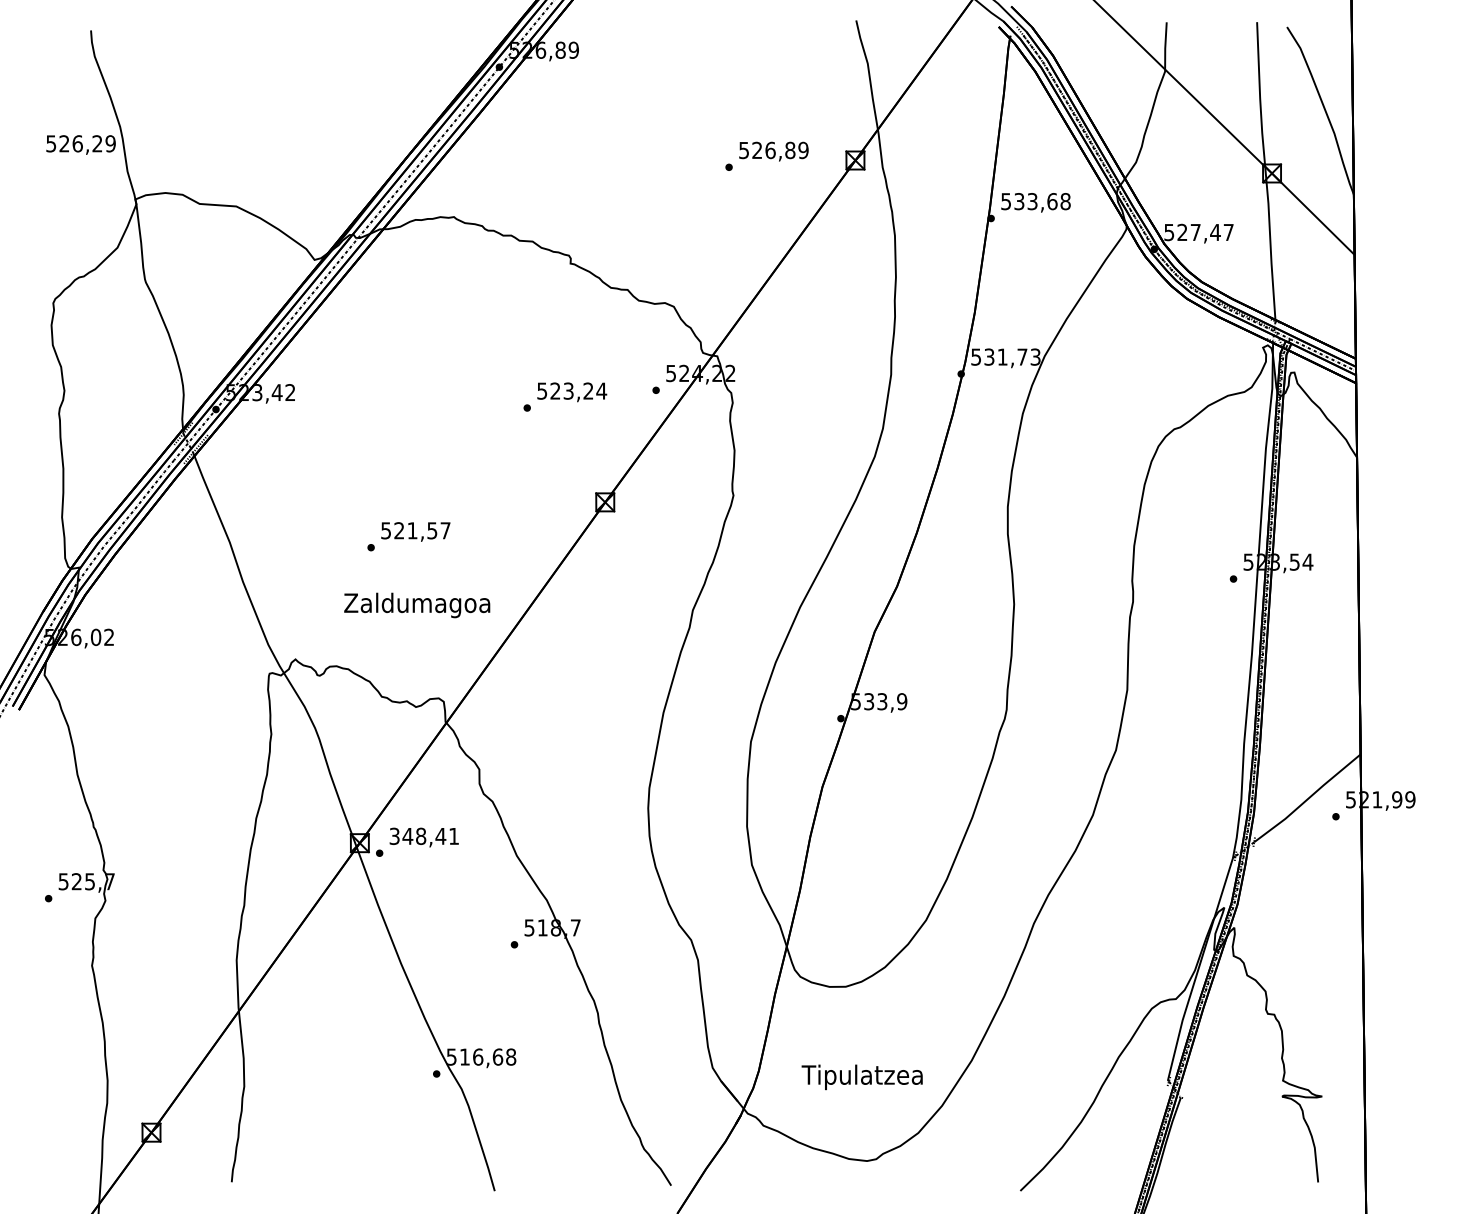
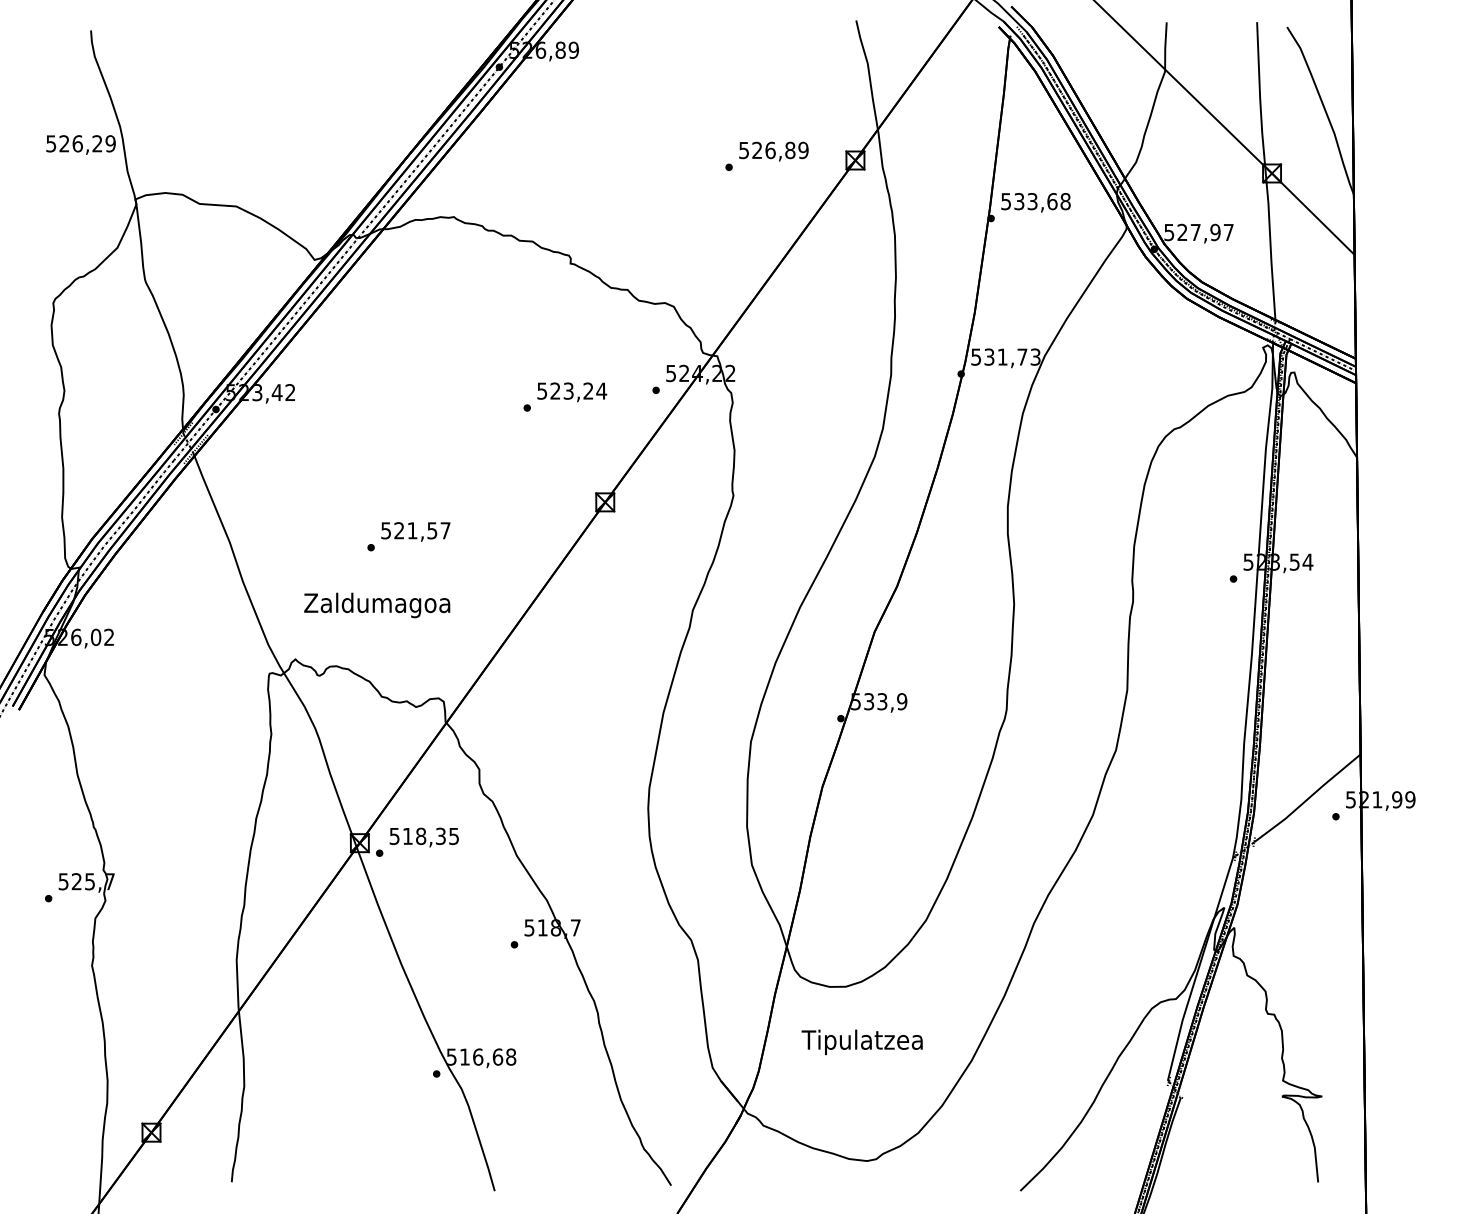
text: 527,47 -> 527,97 (1215, 232)
text position: (417, 605) -> (377, 605) (377, 605)
text: 348,41 -> 518,35 (424, 836)
text position: (861, 1077) -> (861, 1042) (861, 1042)
